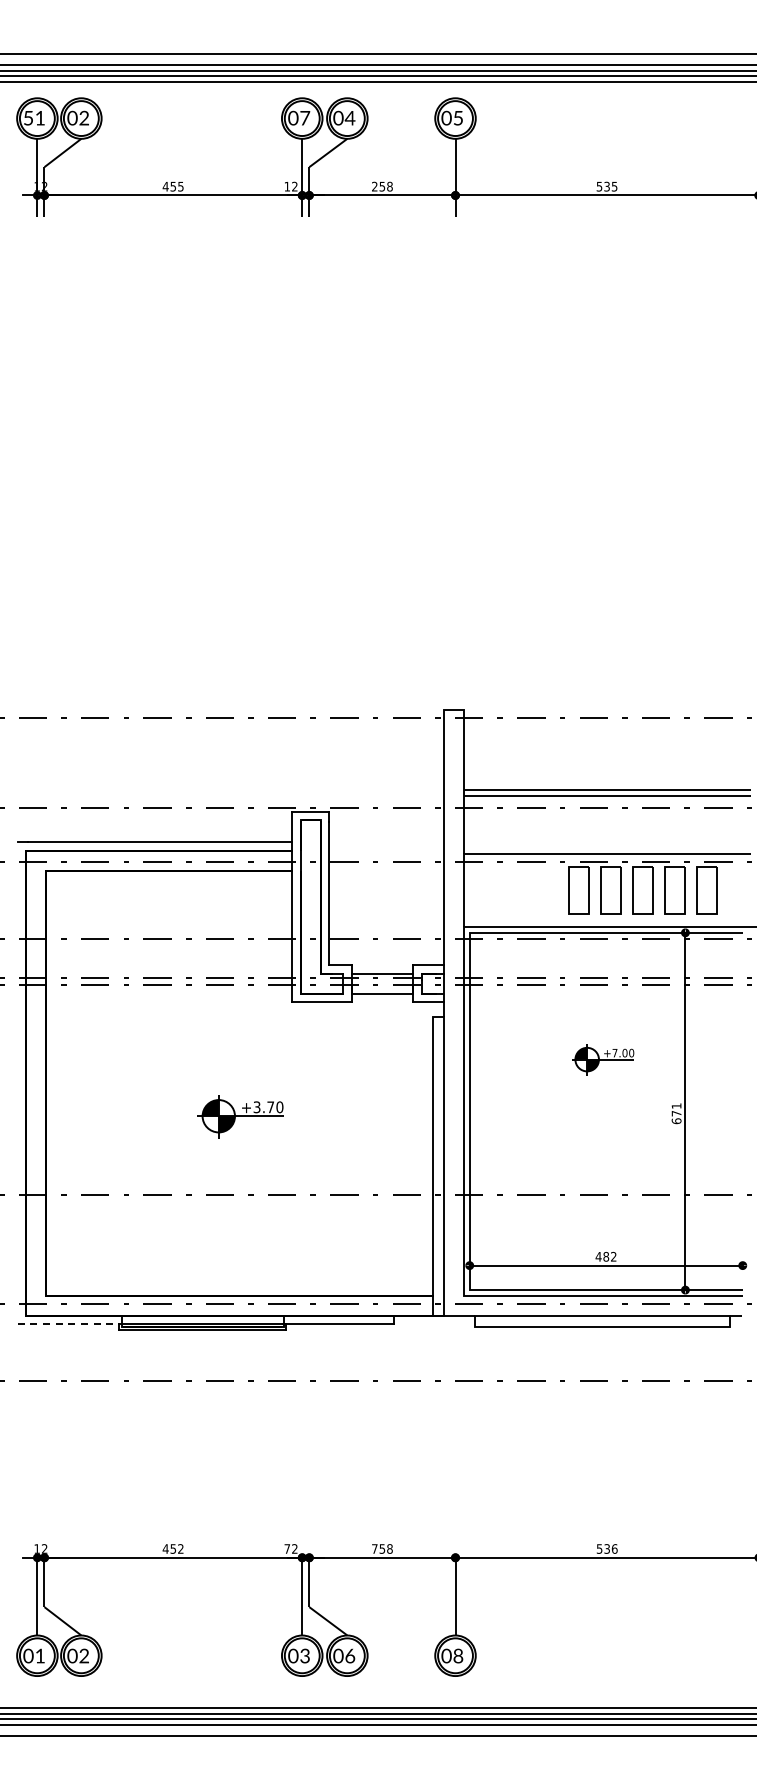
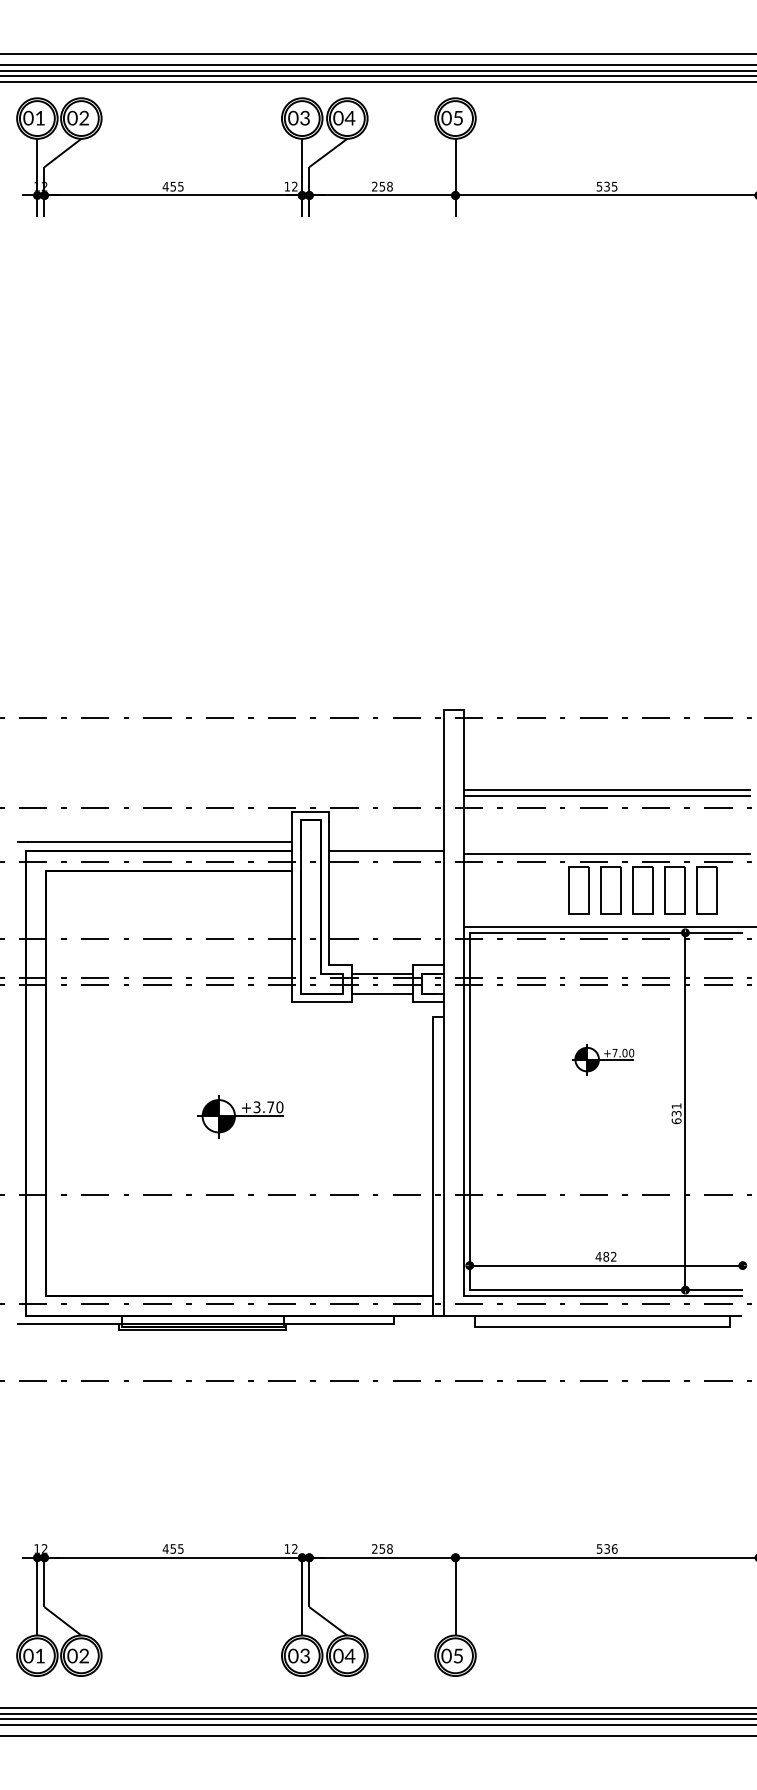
text: 51 -> 01 (28, 117)
text: 07 -> 03 (305, 117)
line: none -> present (386, 850)
text: 671 -> 631 (676, 1113)
line: dashed -> solid (68, 1324)
text: 452 -> 455 (180, 1548)
text: 72 -> 12 (287, 1548)
text: 758 -> 258 (374, 1548)
text: 08 -> 05 (458, 1655)
text: 06 -> 04 (349, 1656)
